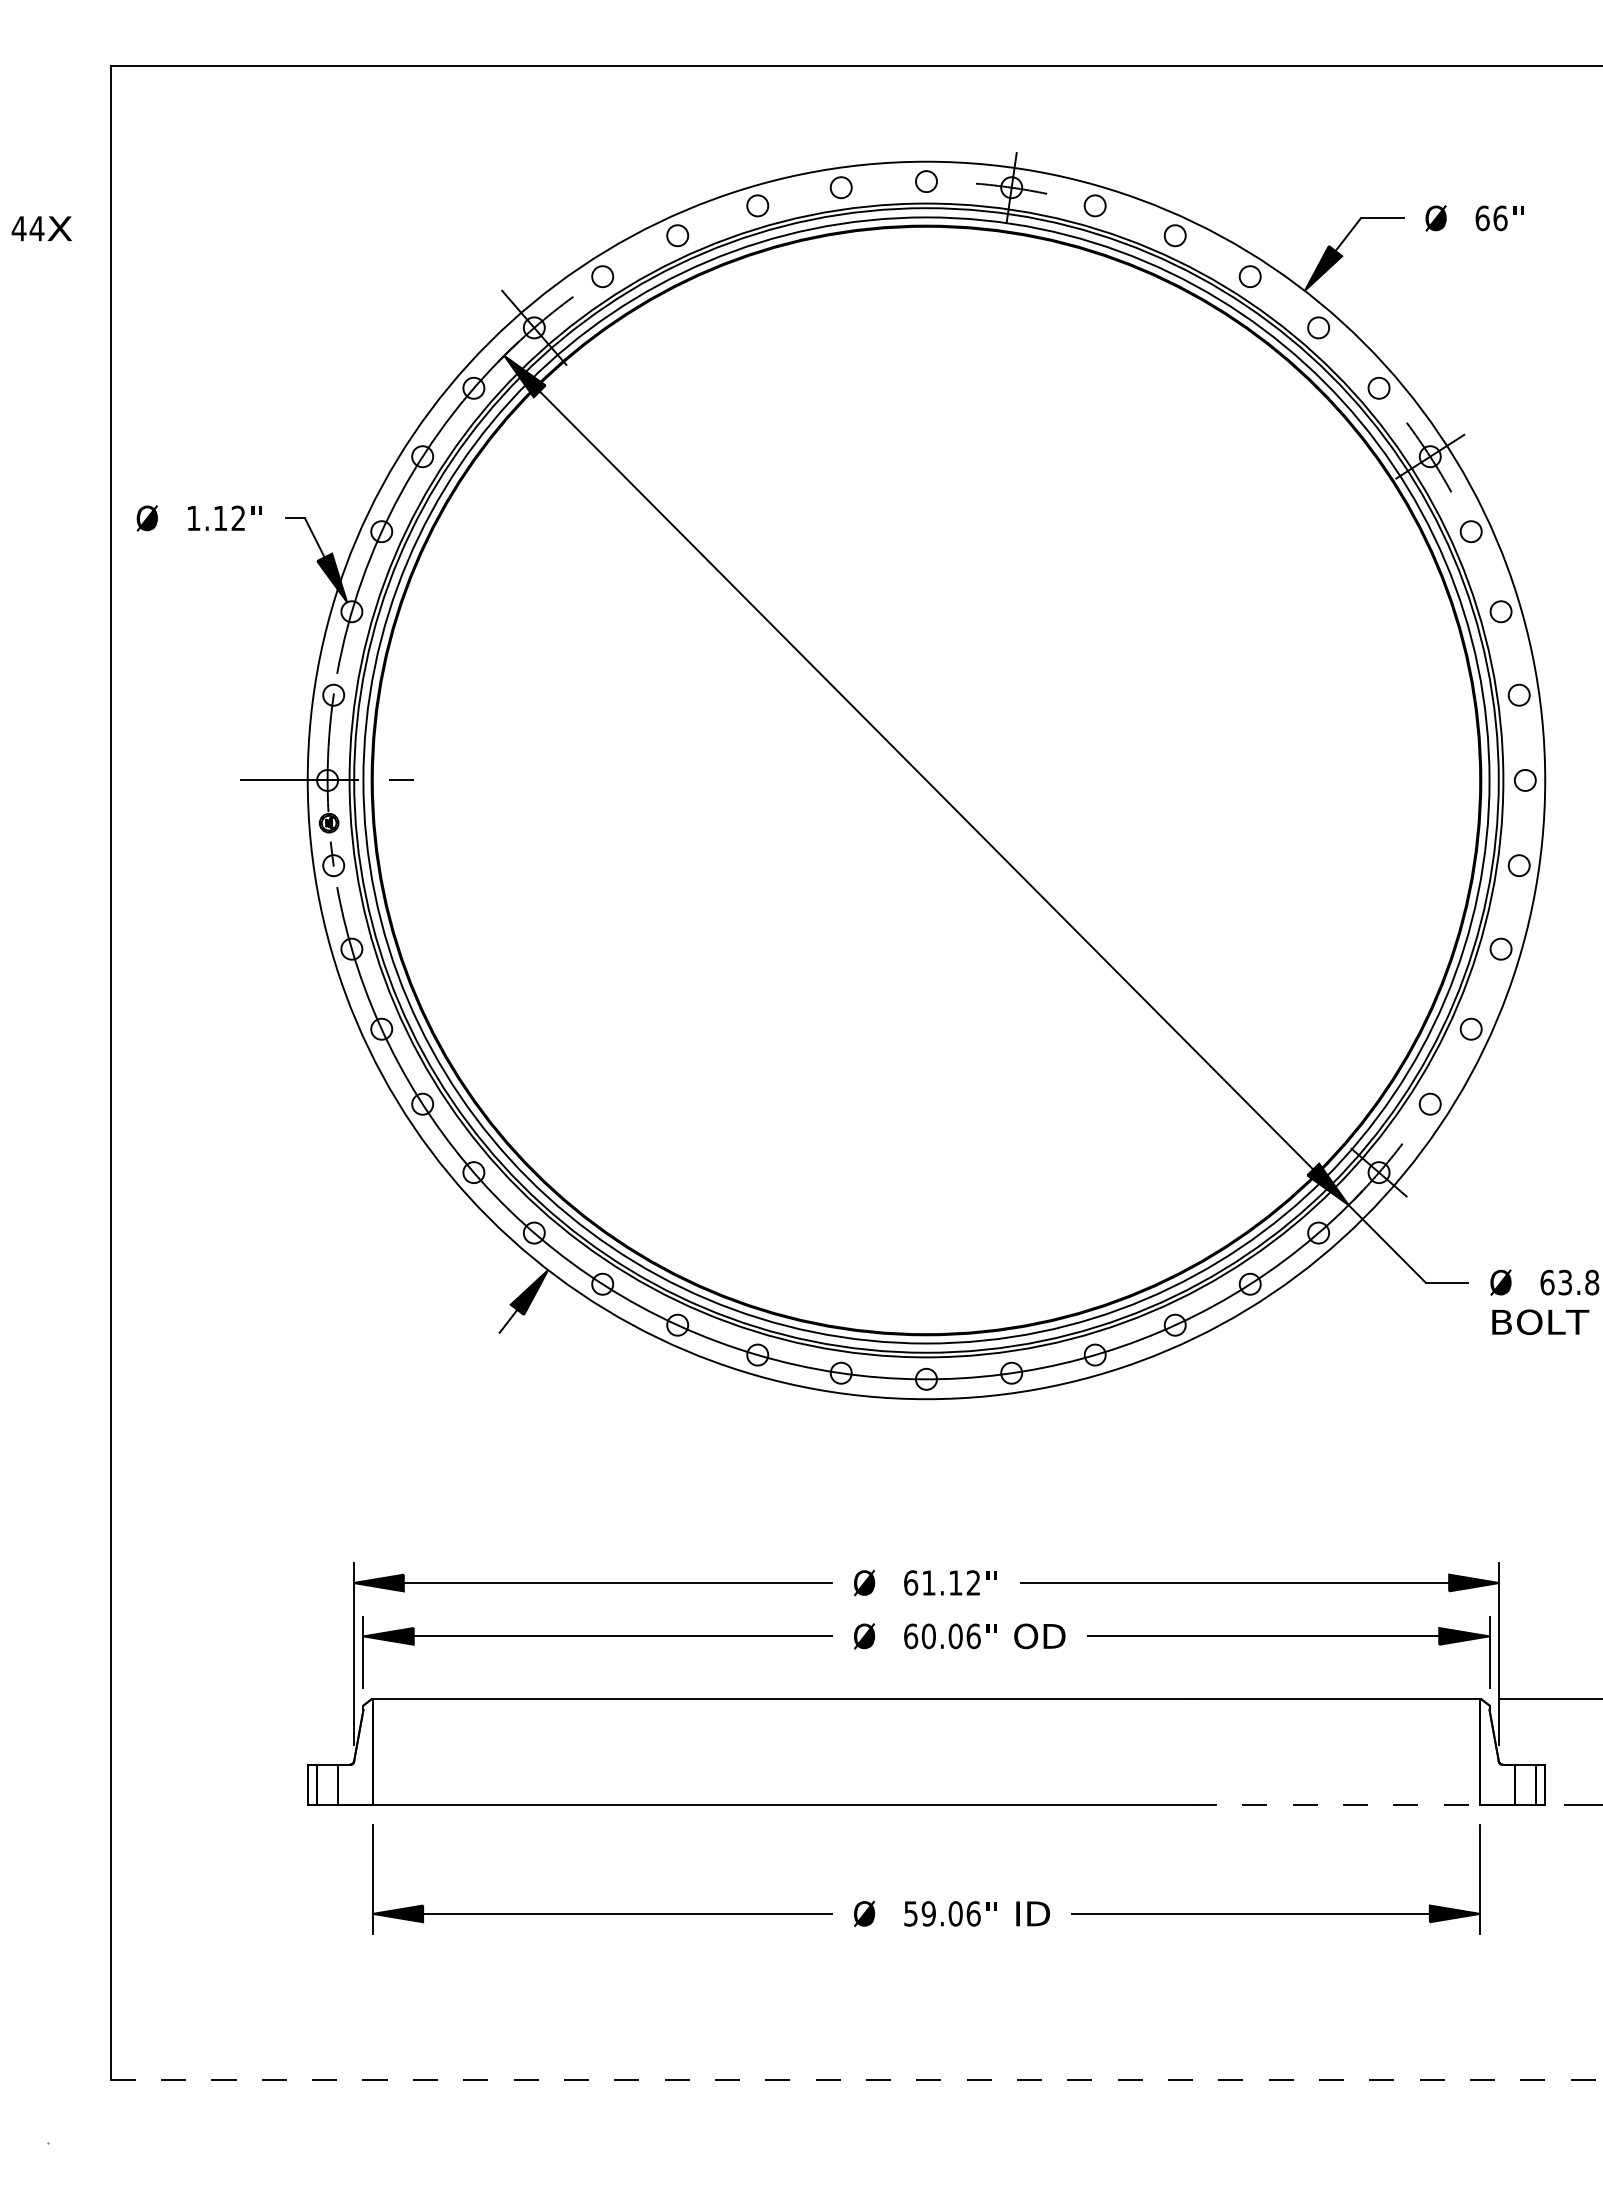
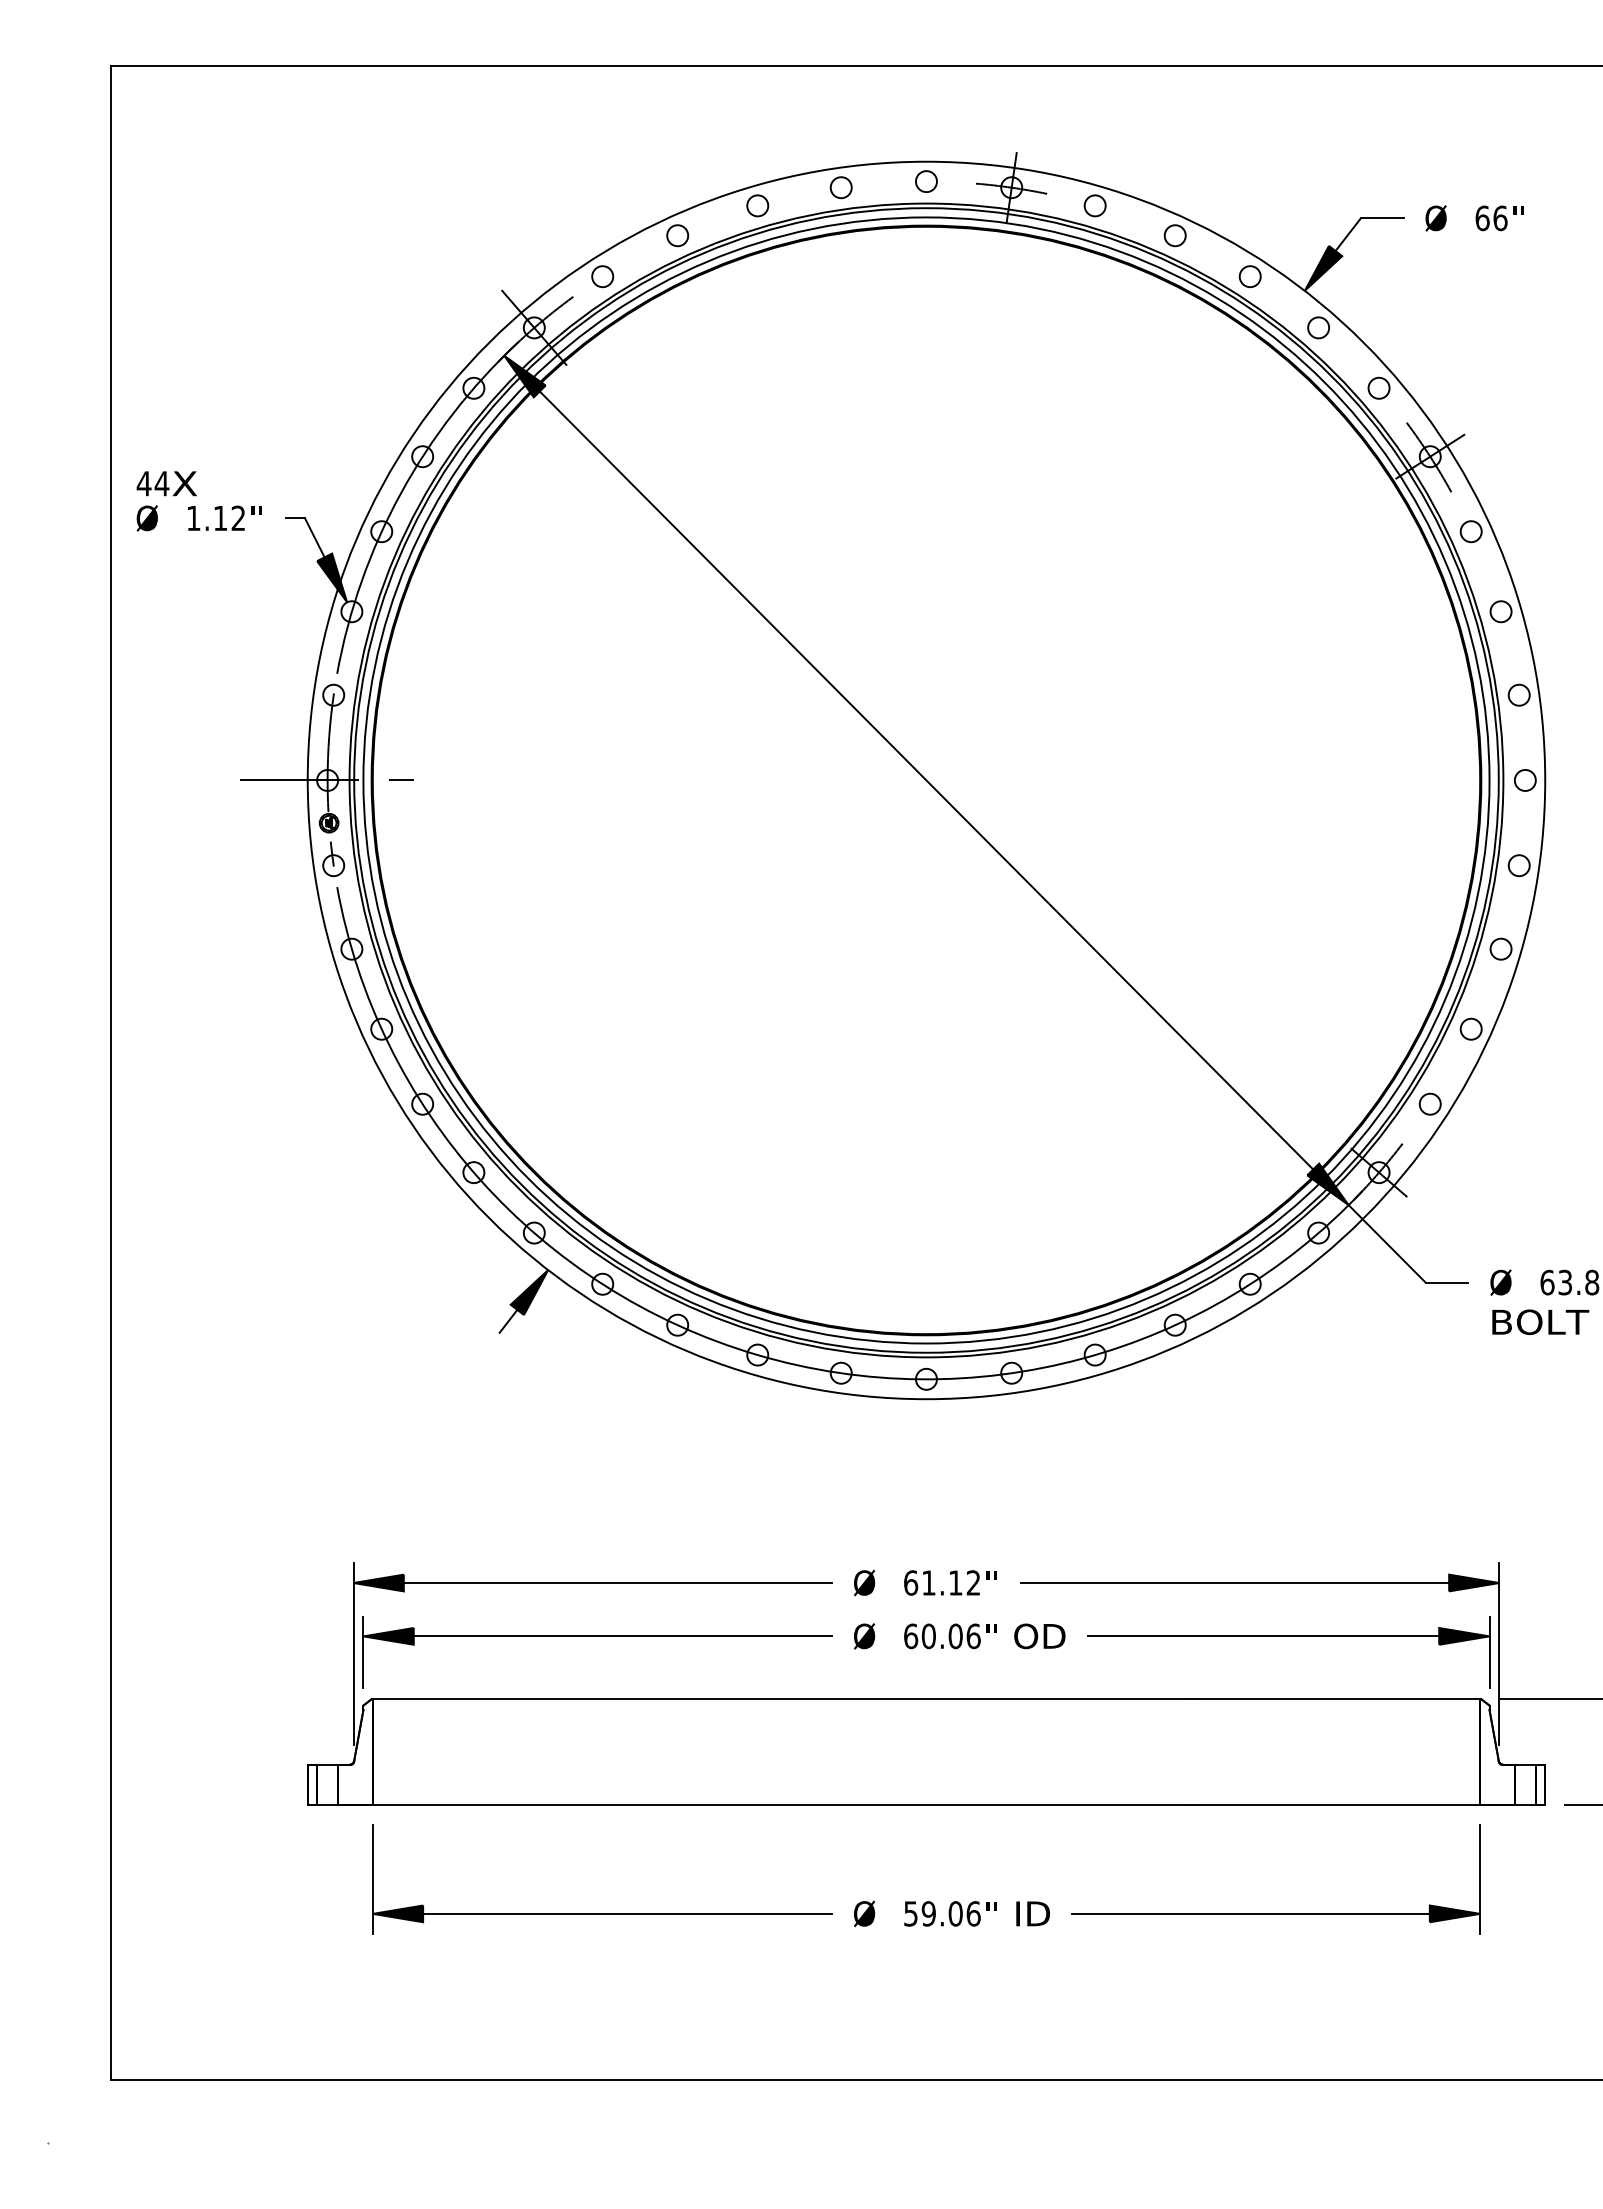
text position: (41, 228) -> (166, 483) (166, 483)
line: dashed -> solid (1336, 1804)
line: dashed -> solid (856, 2079)
